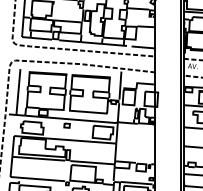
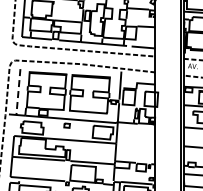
line: solid -> dashed (18, 92)
